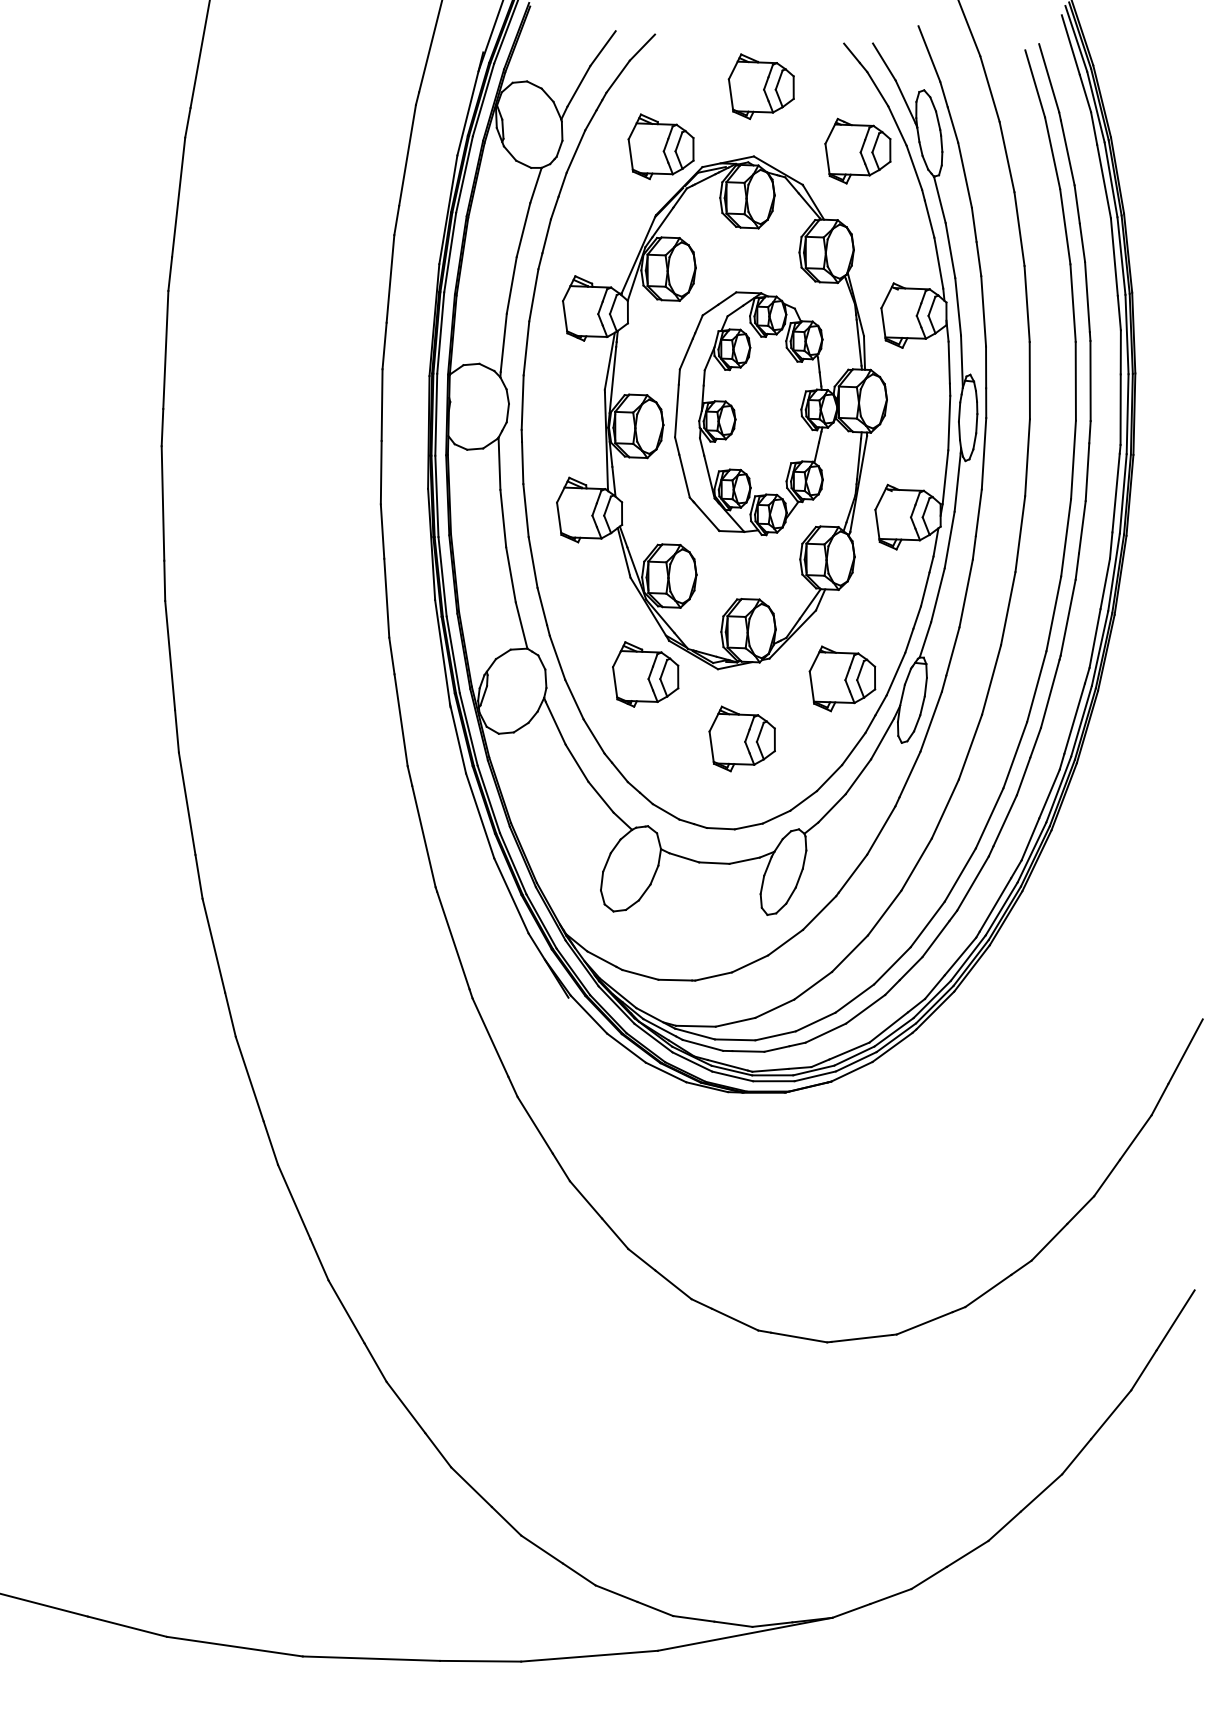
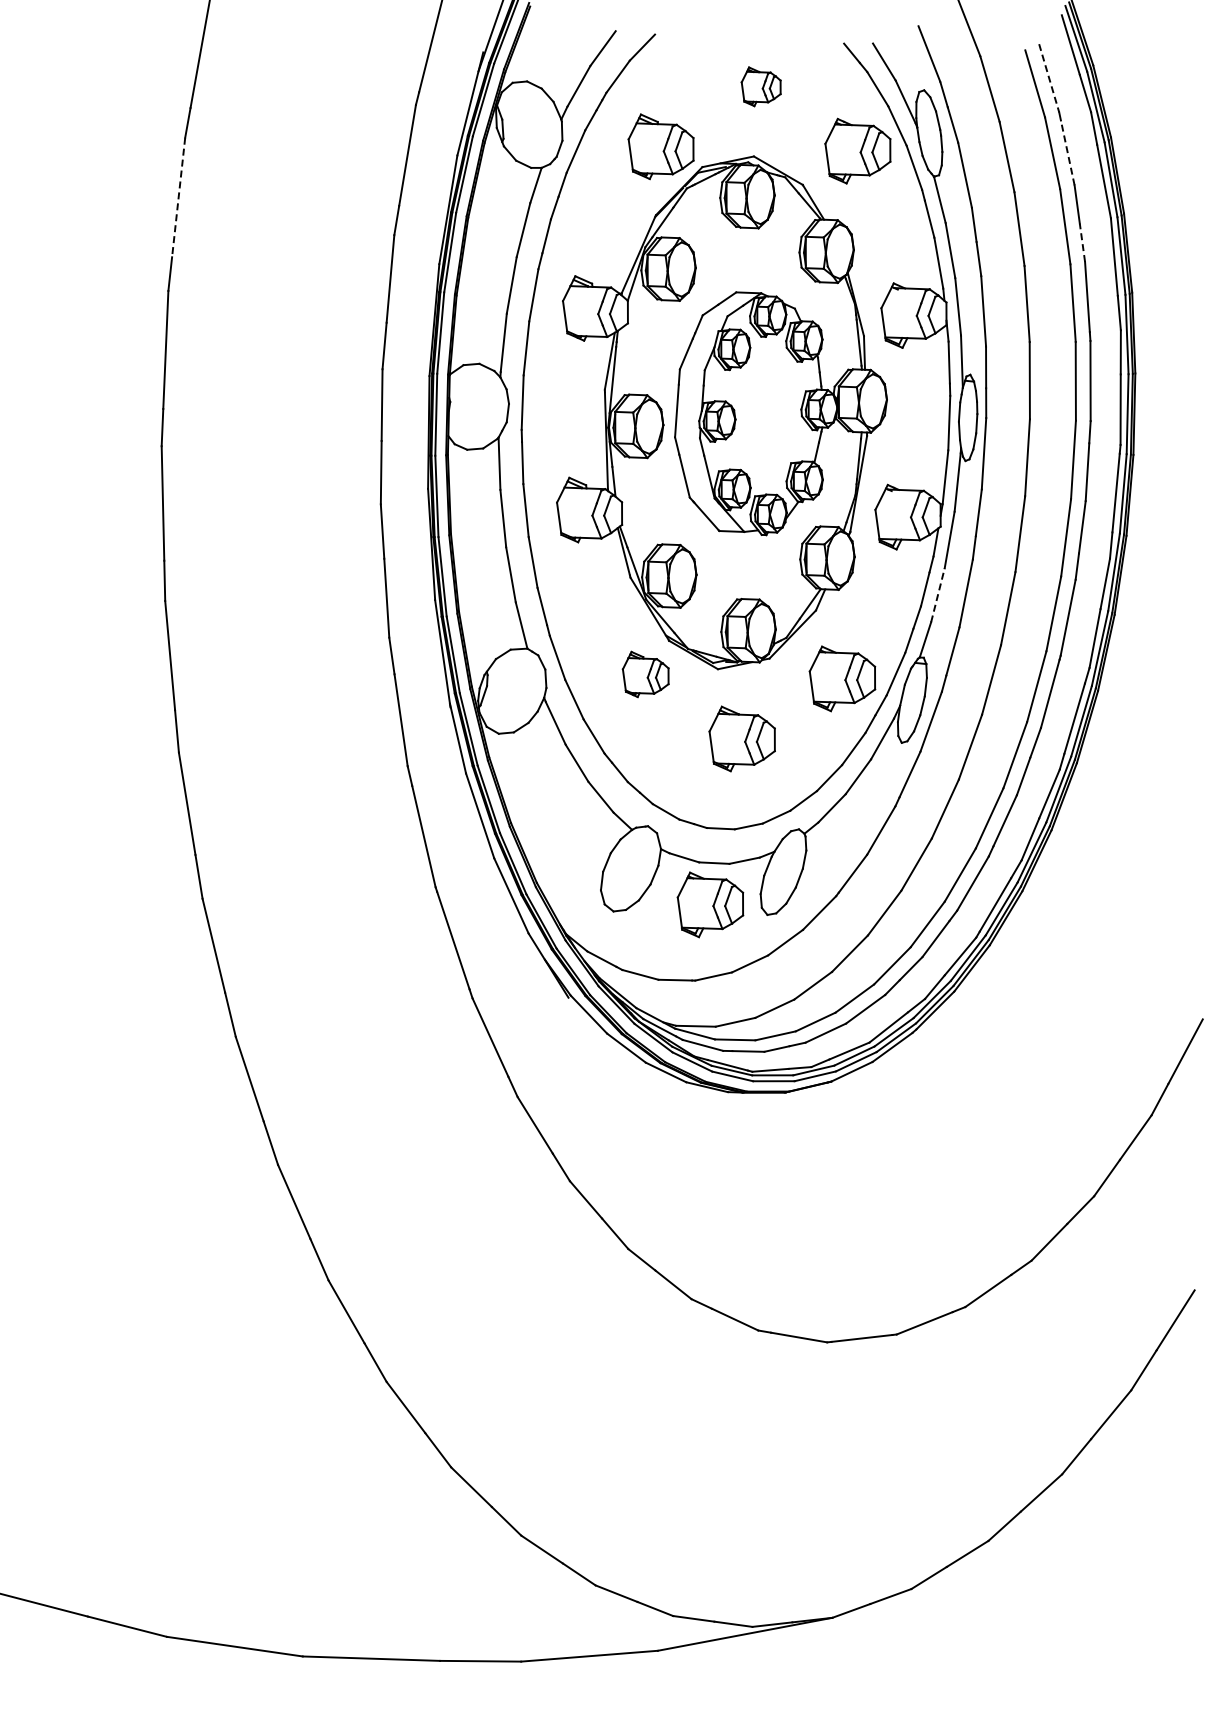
line: solid -> dashed (1049, 78)
part size: 68x68 px -> 42x42 px (760, 86)
line: solid -> dashed (1067, 152)
line: solid -> dashed (178, 198)
line: solid -> dashed (1082, 242)
line: solid -> dashed (937, 595)
part size: 68x67 px -> 49x49 px (645, 674)
part: none -> present (710, 904)
